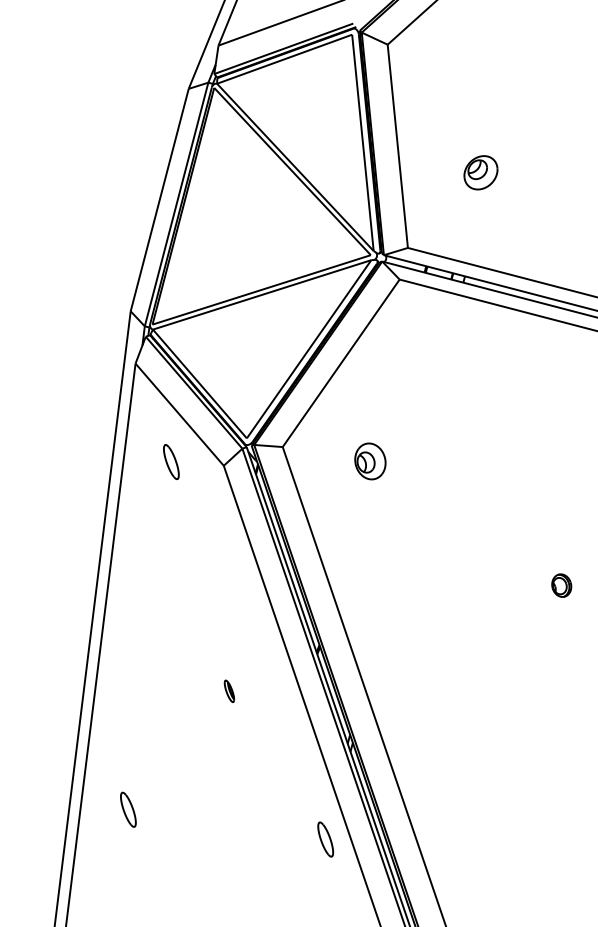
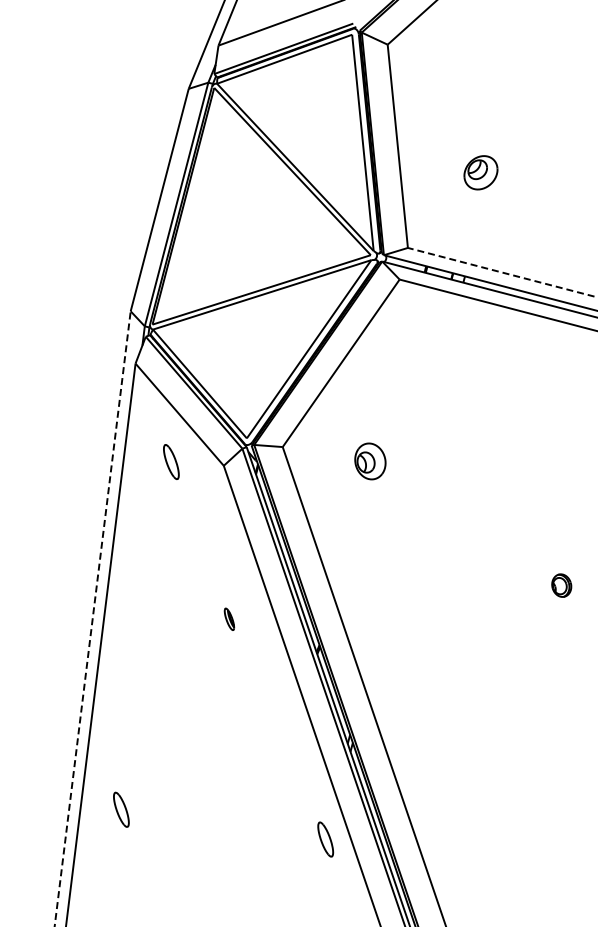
line: solid -> dashed (502, 272)
line: solid -> dashed (92, 618)
part position: (229, 690) -> (229, 618) (229, 618)
part position: (128, 809) -> (121, 809) (121, 809)
